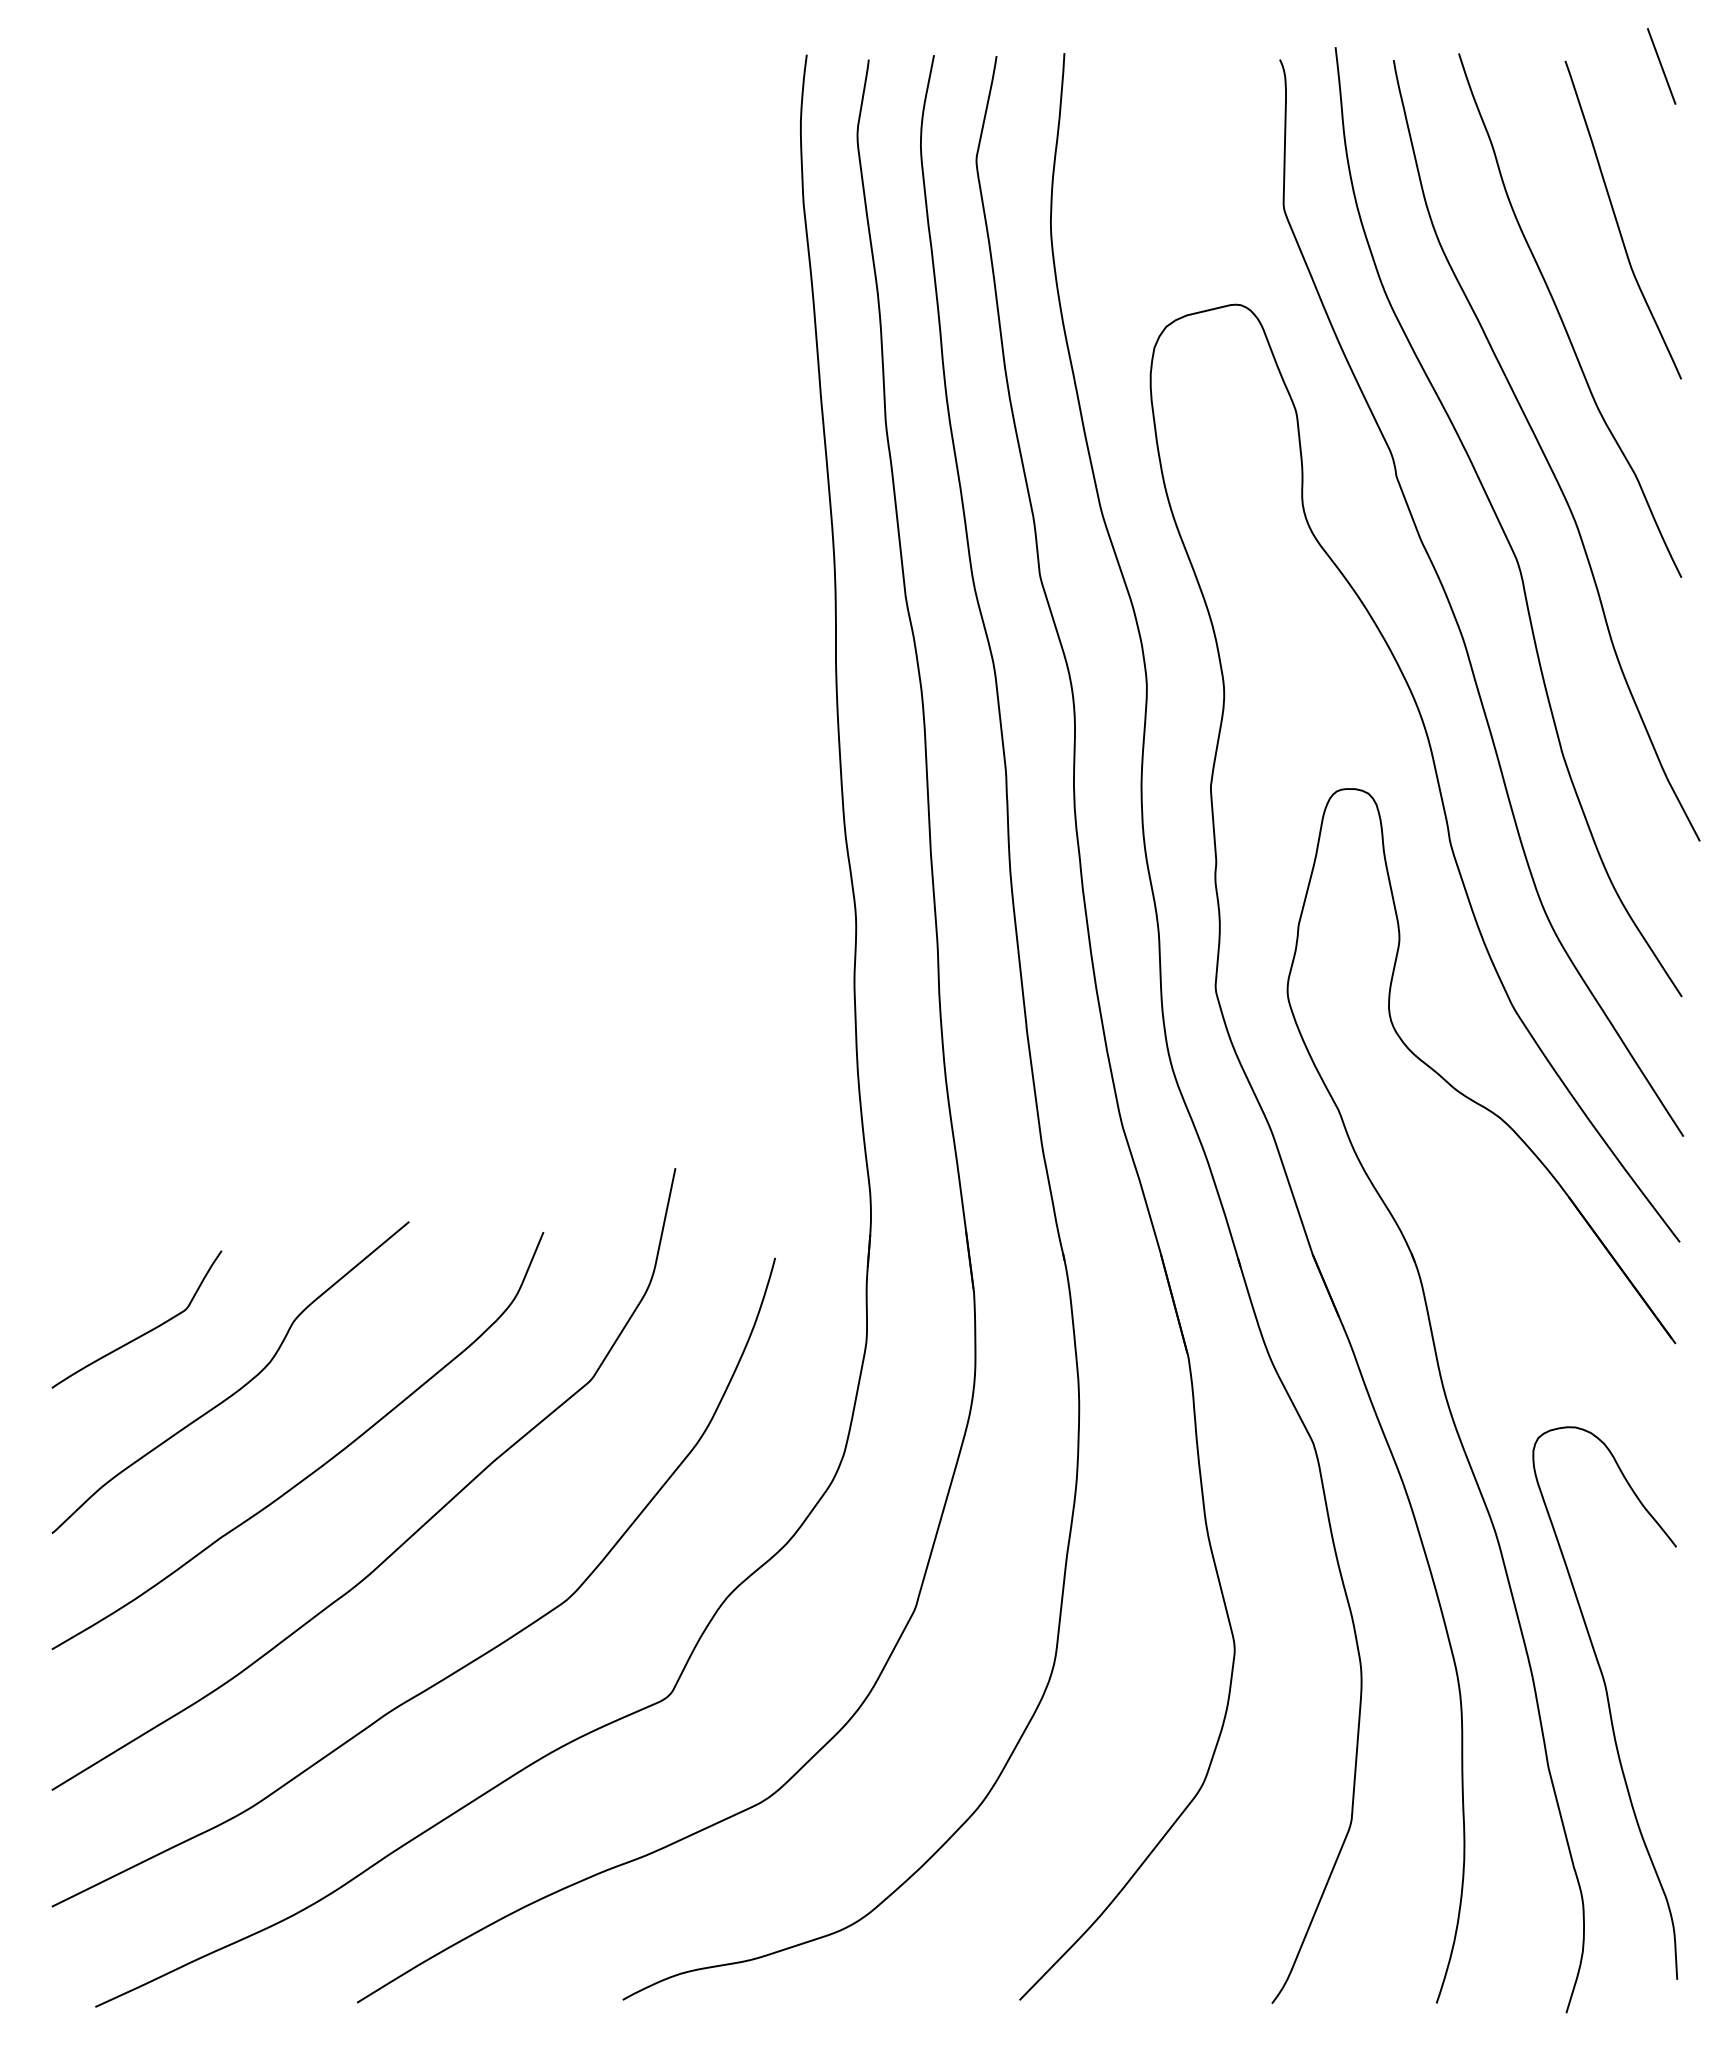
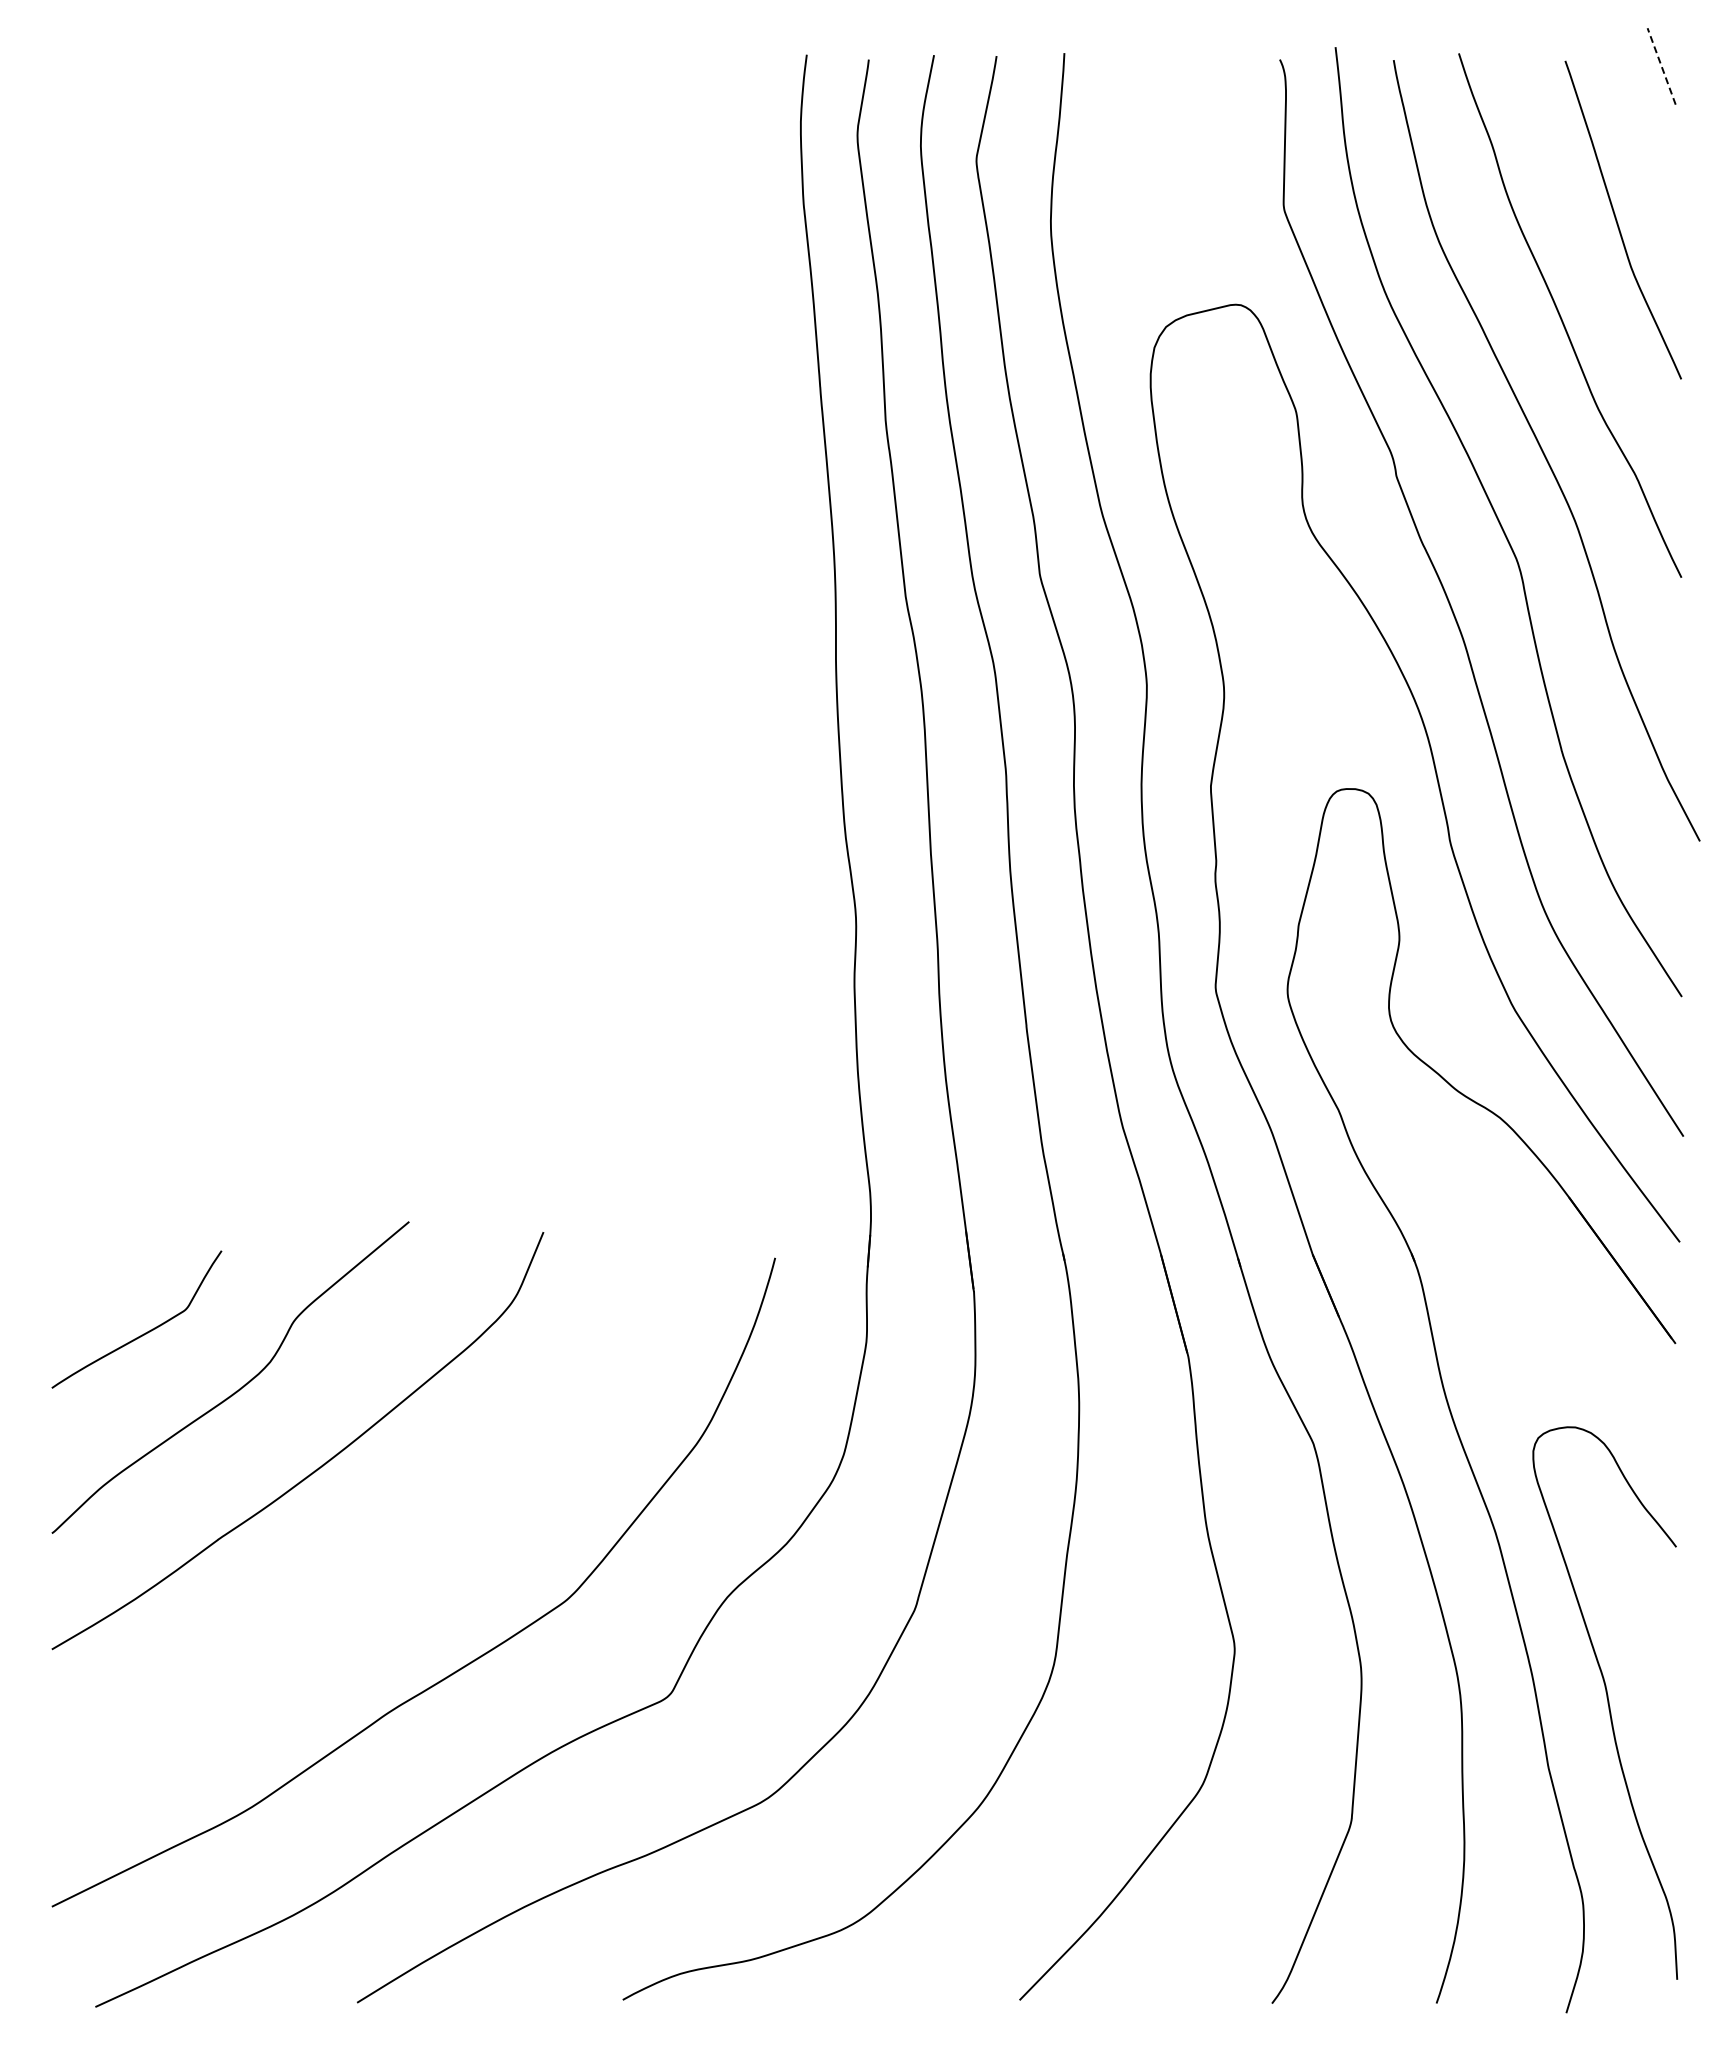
line: solid -> dashed (1661, 66)
curve: present -> none (410, 1535)
